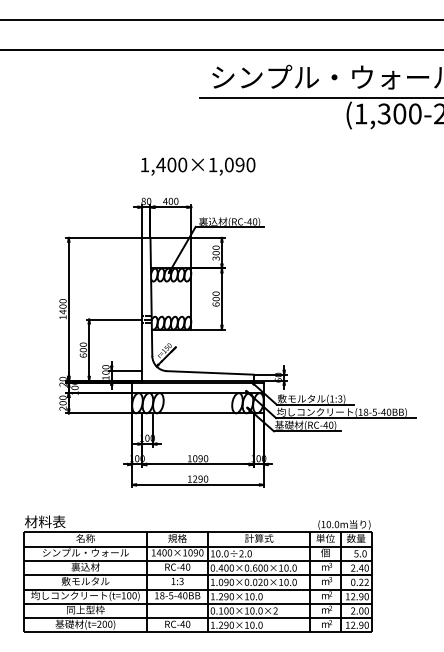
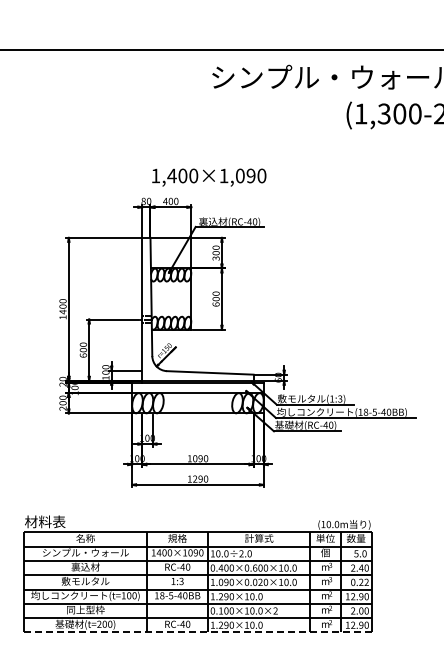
line: present -> none (221, 19)
line: present -> none (319, 97)
text position: (198, 166) -> (209, 177) (209, 177)
line: solid -> dashed (197, 632)
